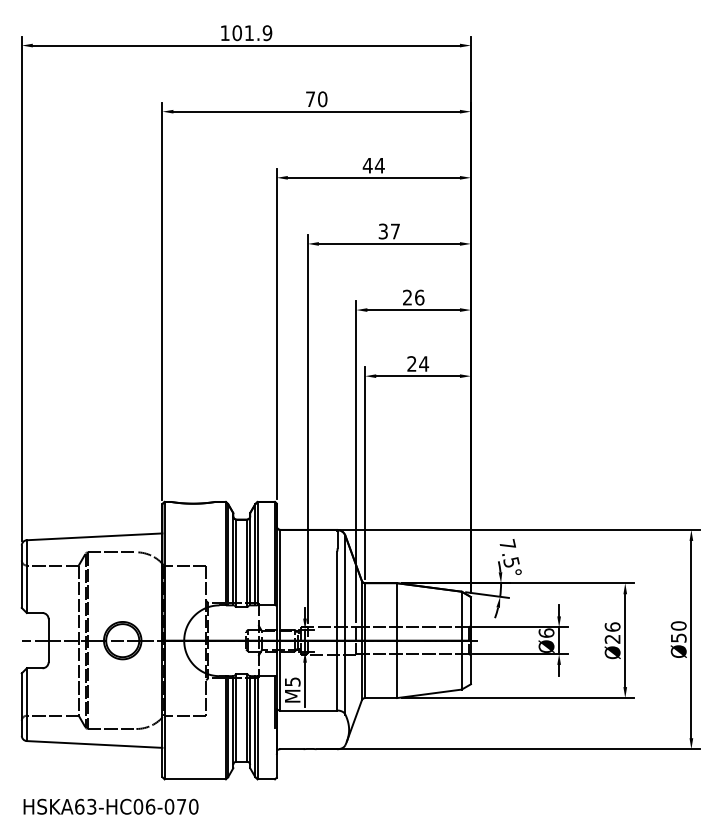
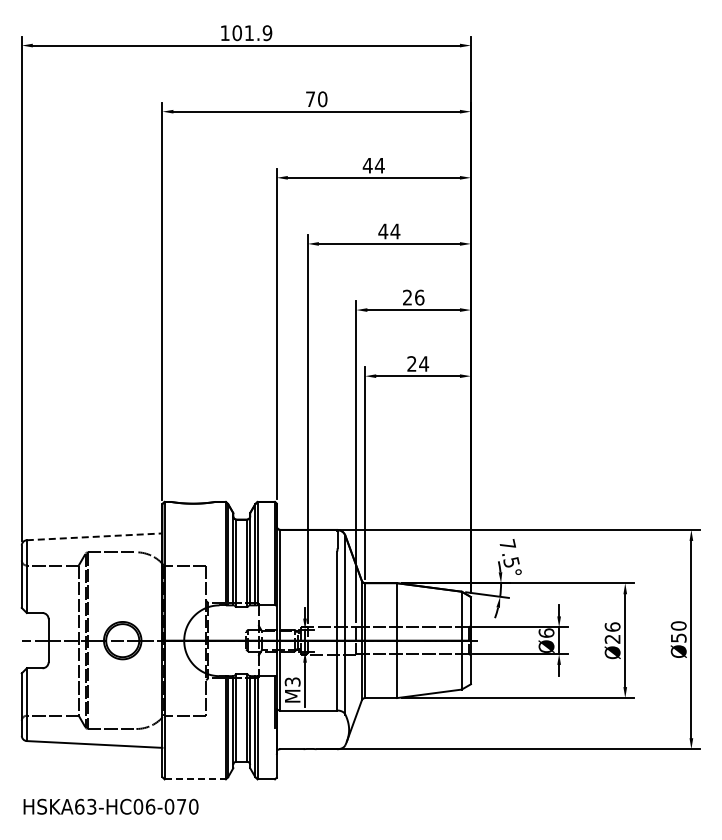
text: 37 -> 44 (389, 231)
line: solid -> dashed (94, 536)
text: M5 -> M3 (291, 681)
line: solid -> dashed (195, 779)
